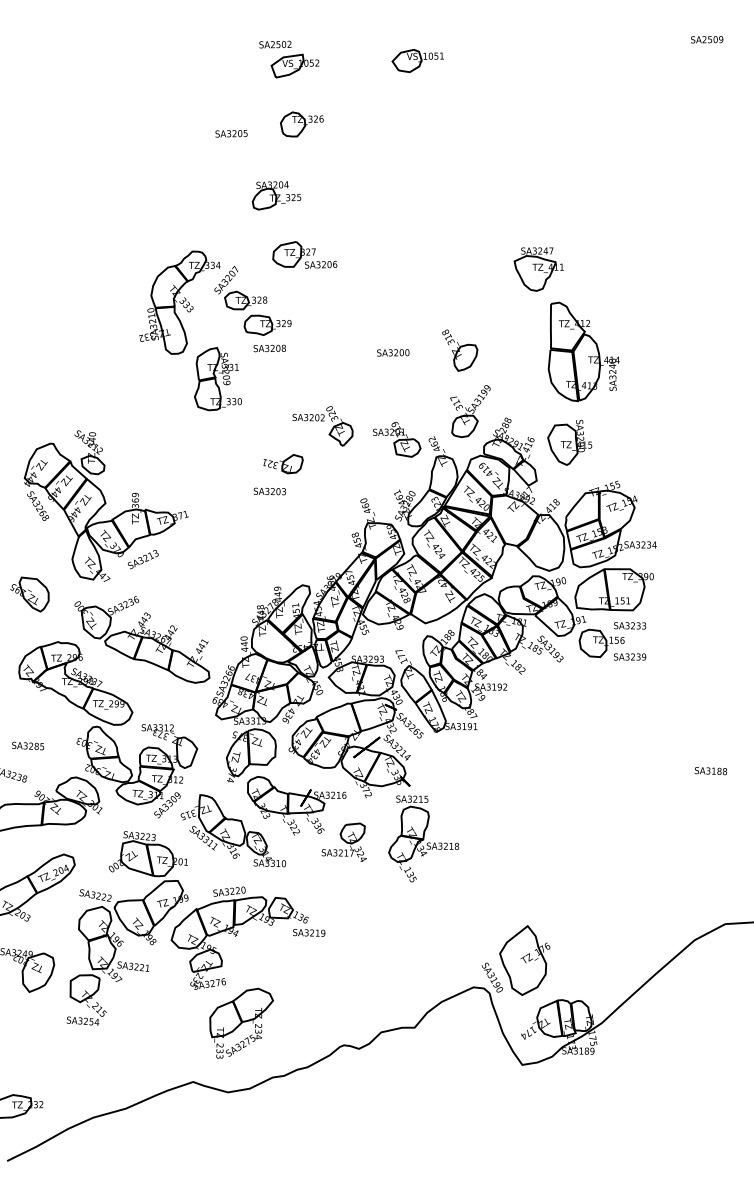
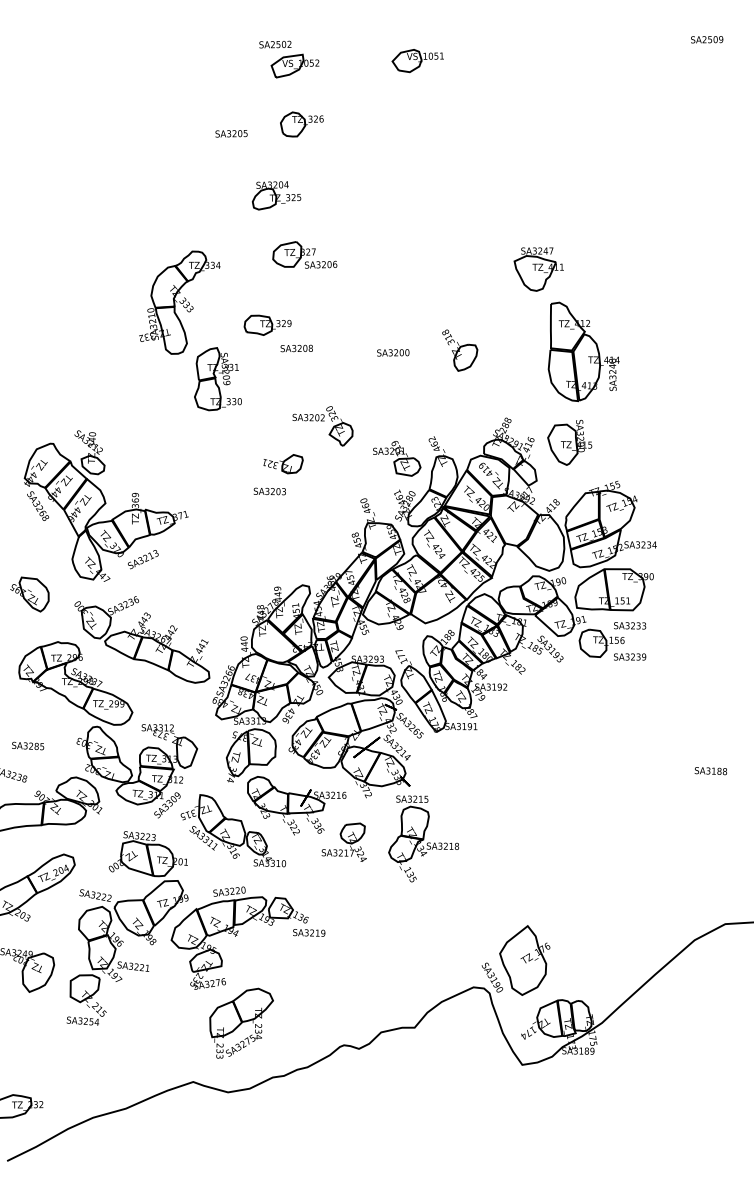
part: present -> none (240, 287)
text position: (269, 348) -> (296, 348) (296, 348)
part: present -> none (470, 411)
part position: (397, 439) -> (397, 458) (397, 458)
